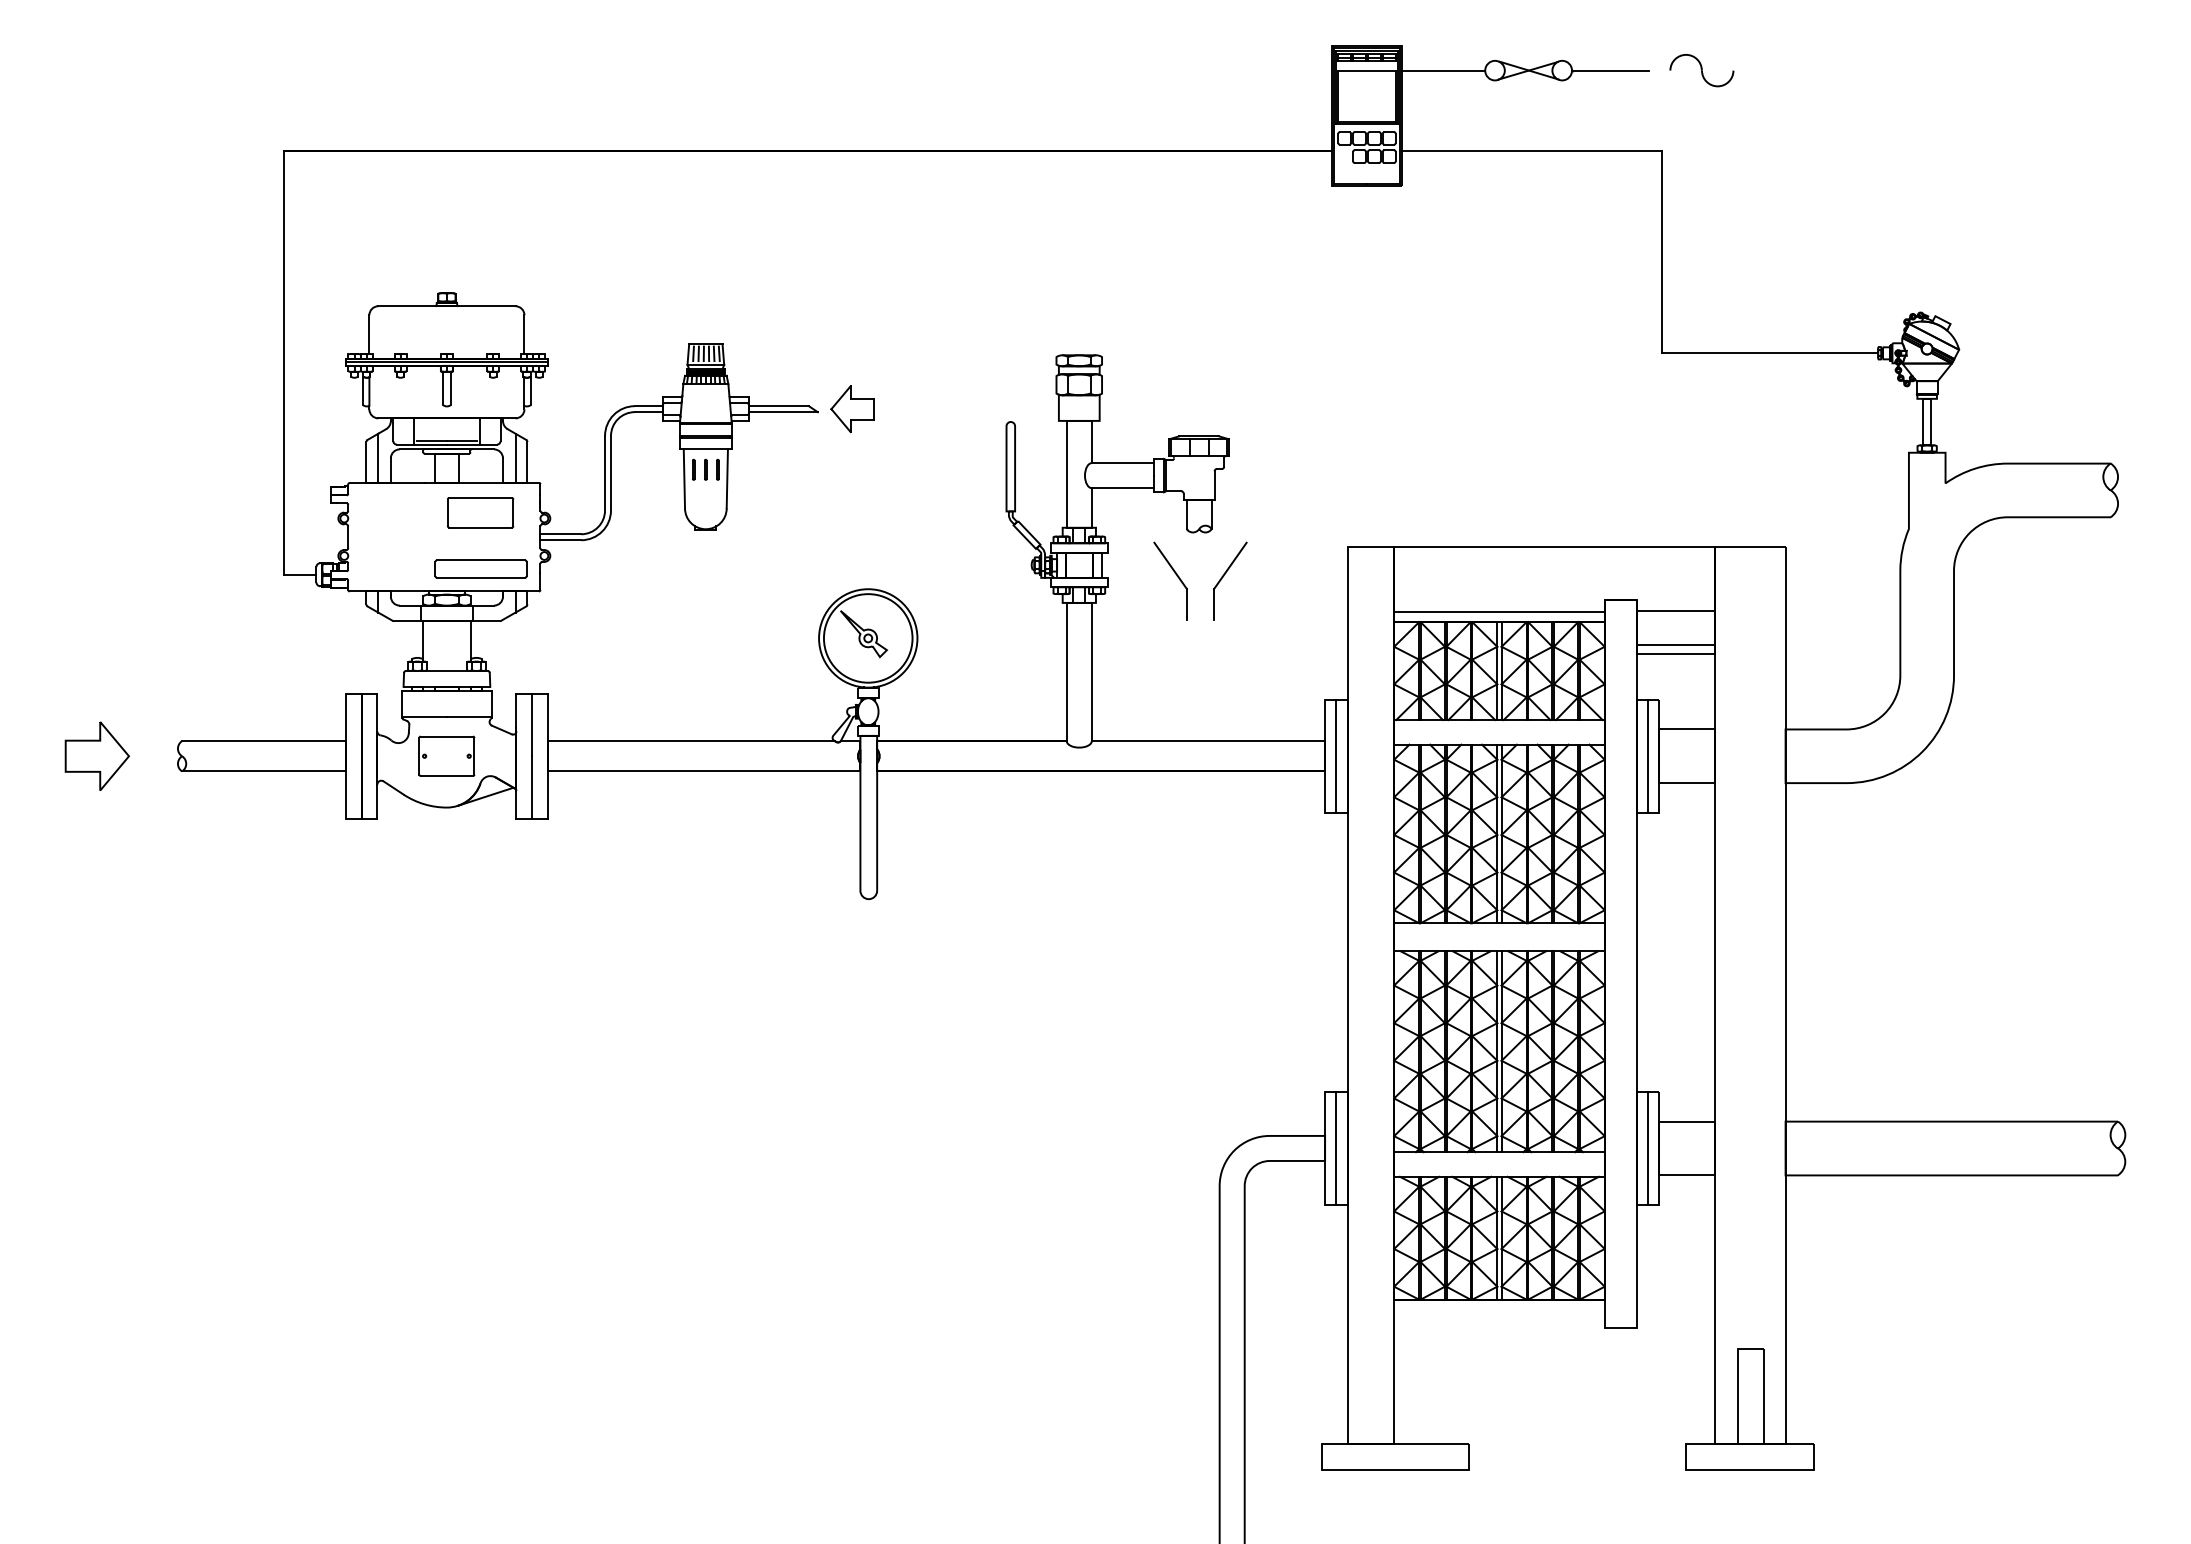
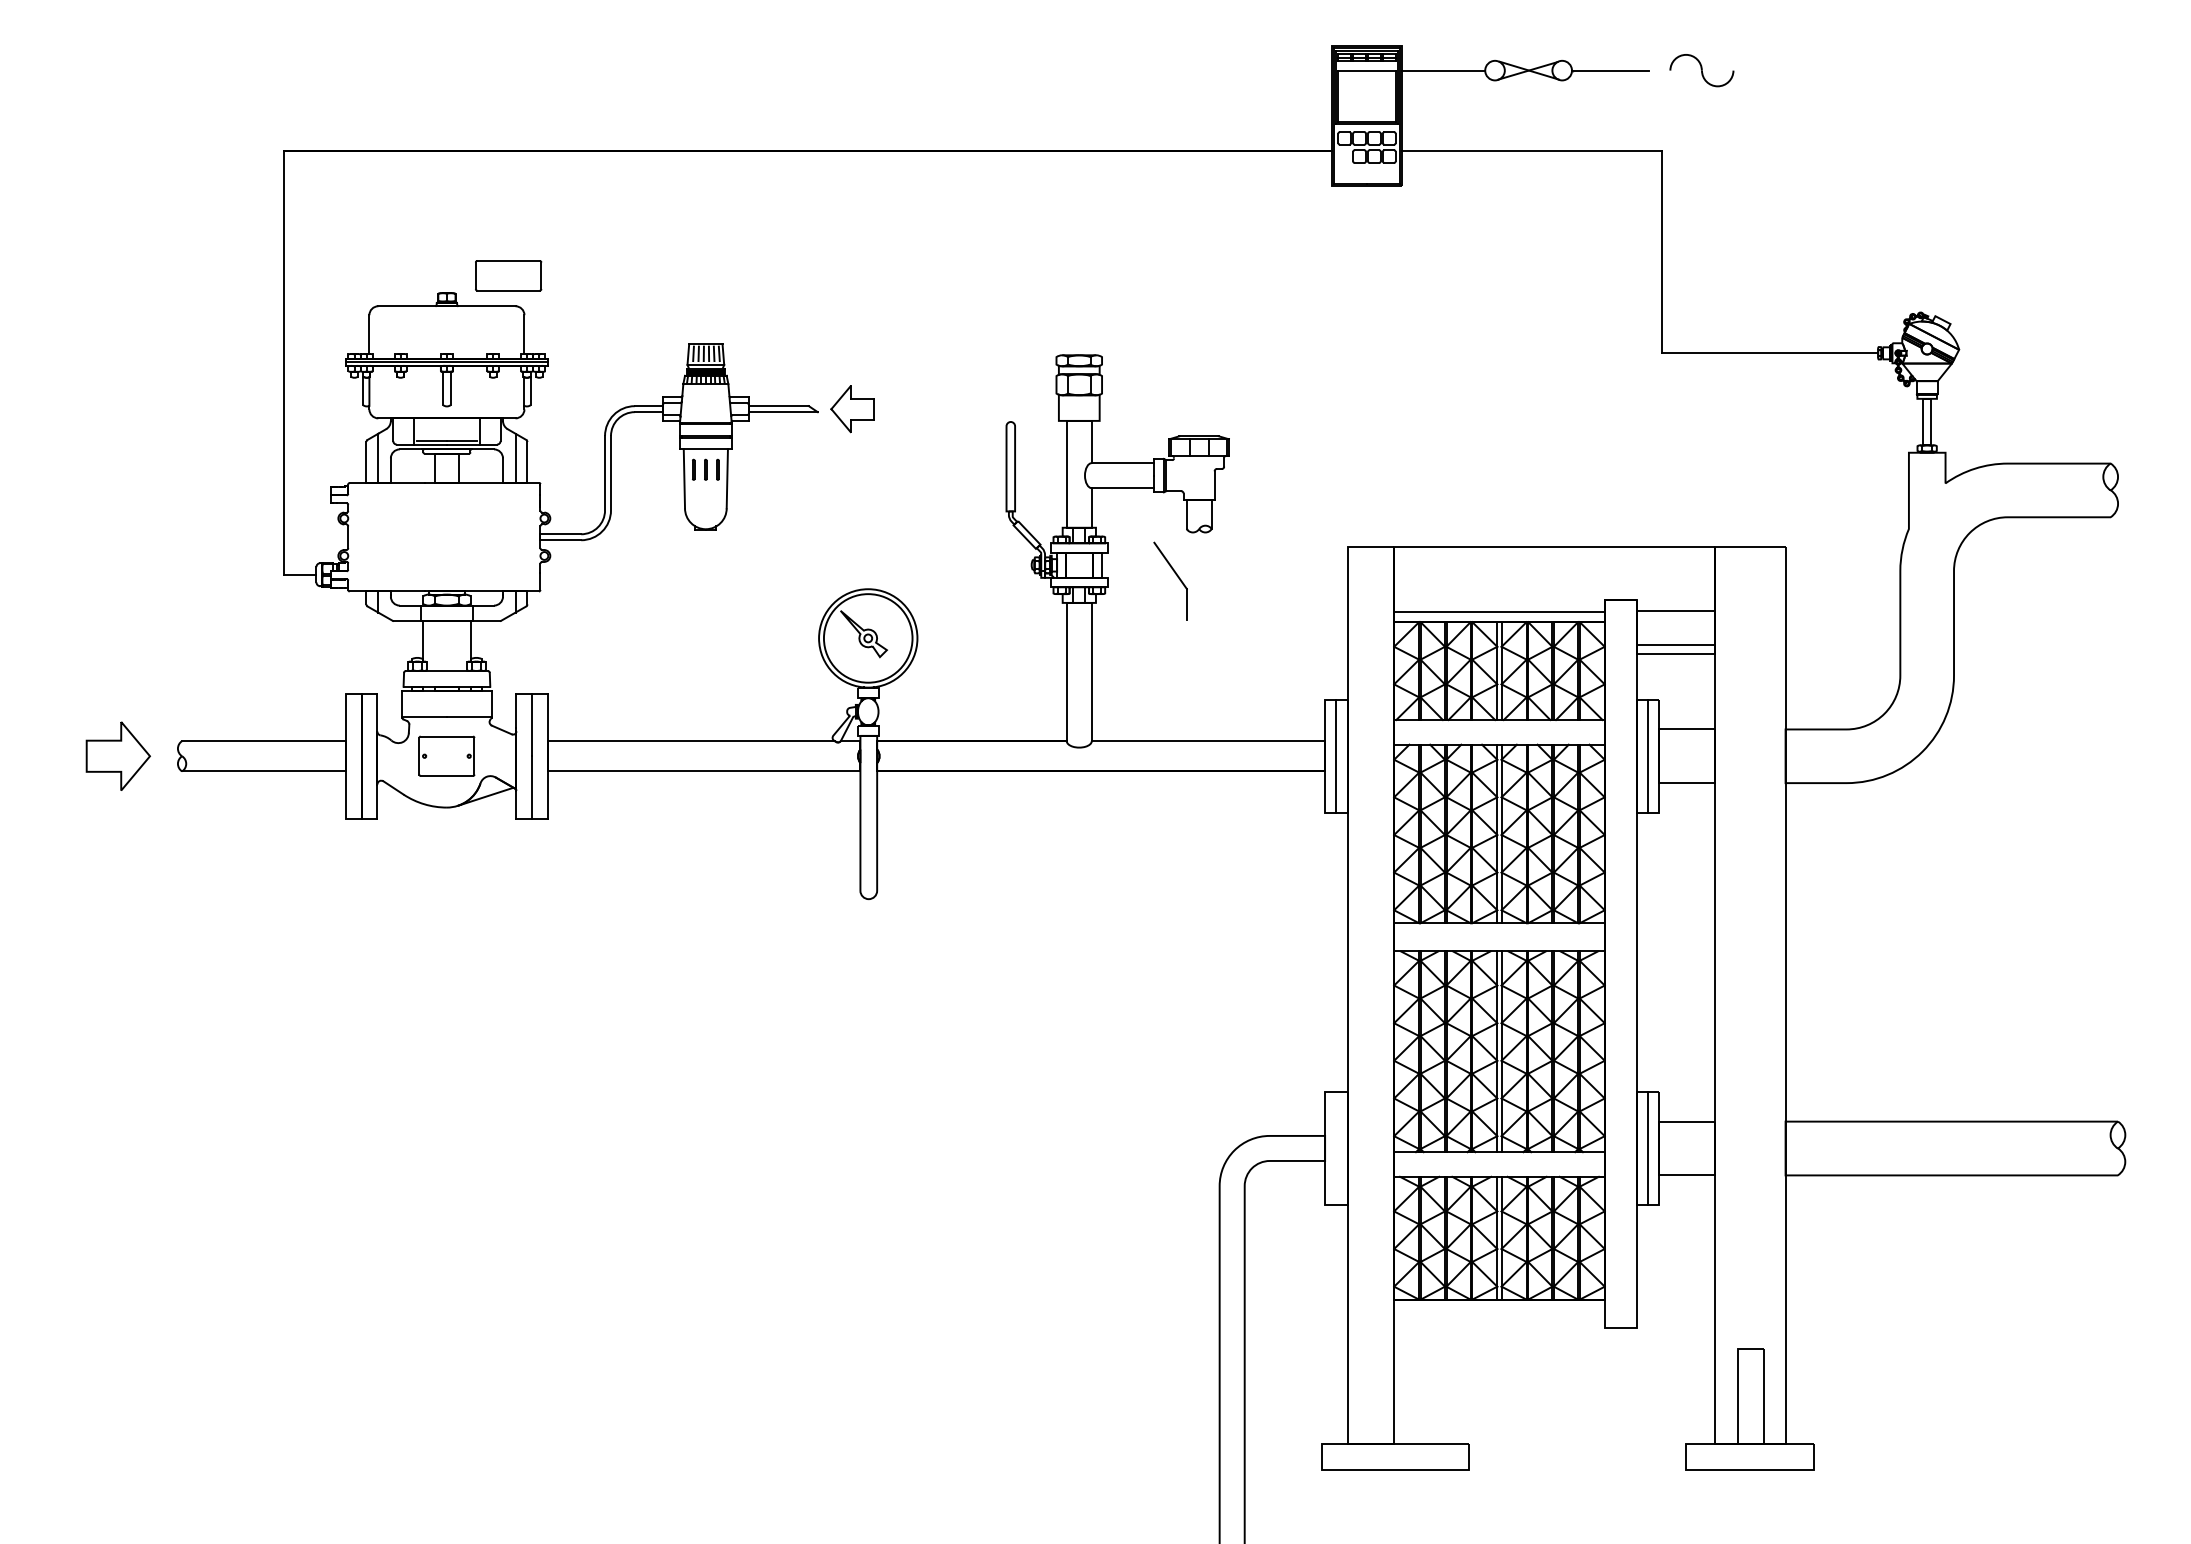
part position: (480, 512) -> (508, 275) (508, 275)
part: present -> none (480, 568)
part: present -> none (1224, 576)
part position: (96, 755) -> (117, 755) (117, 755)
line: present -> none (1336, 1148)
